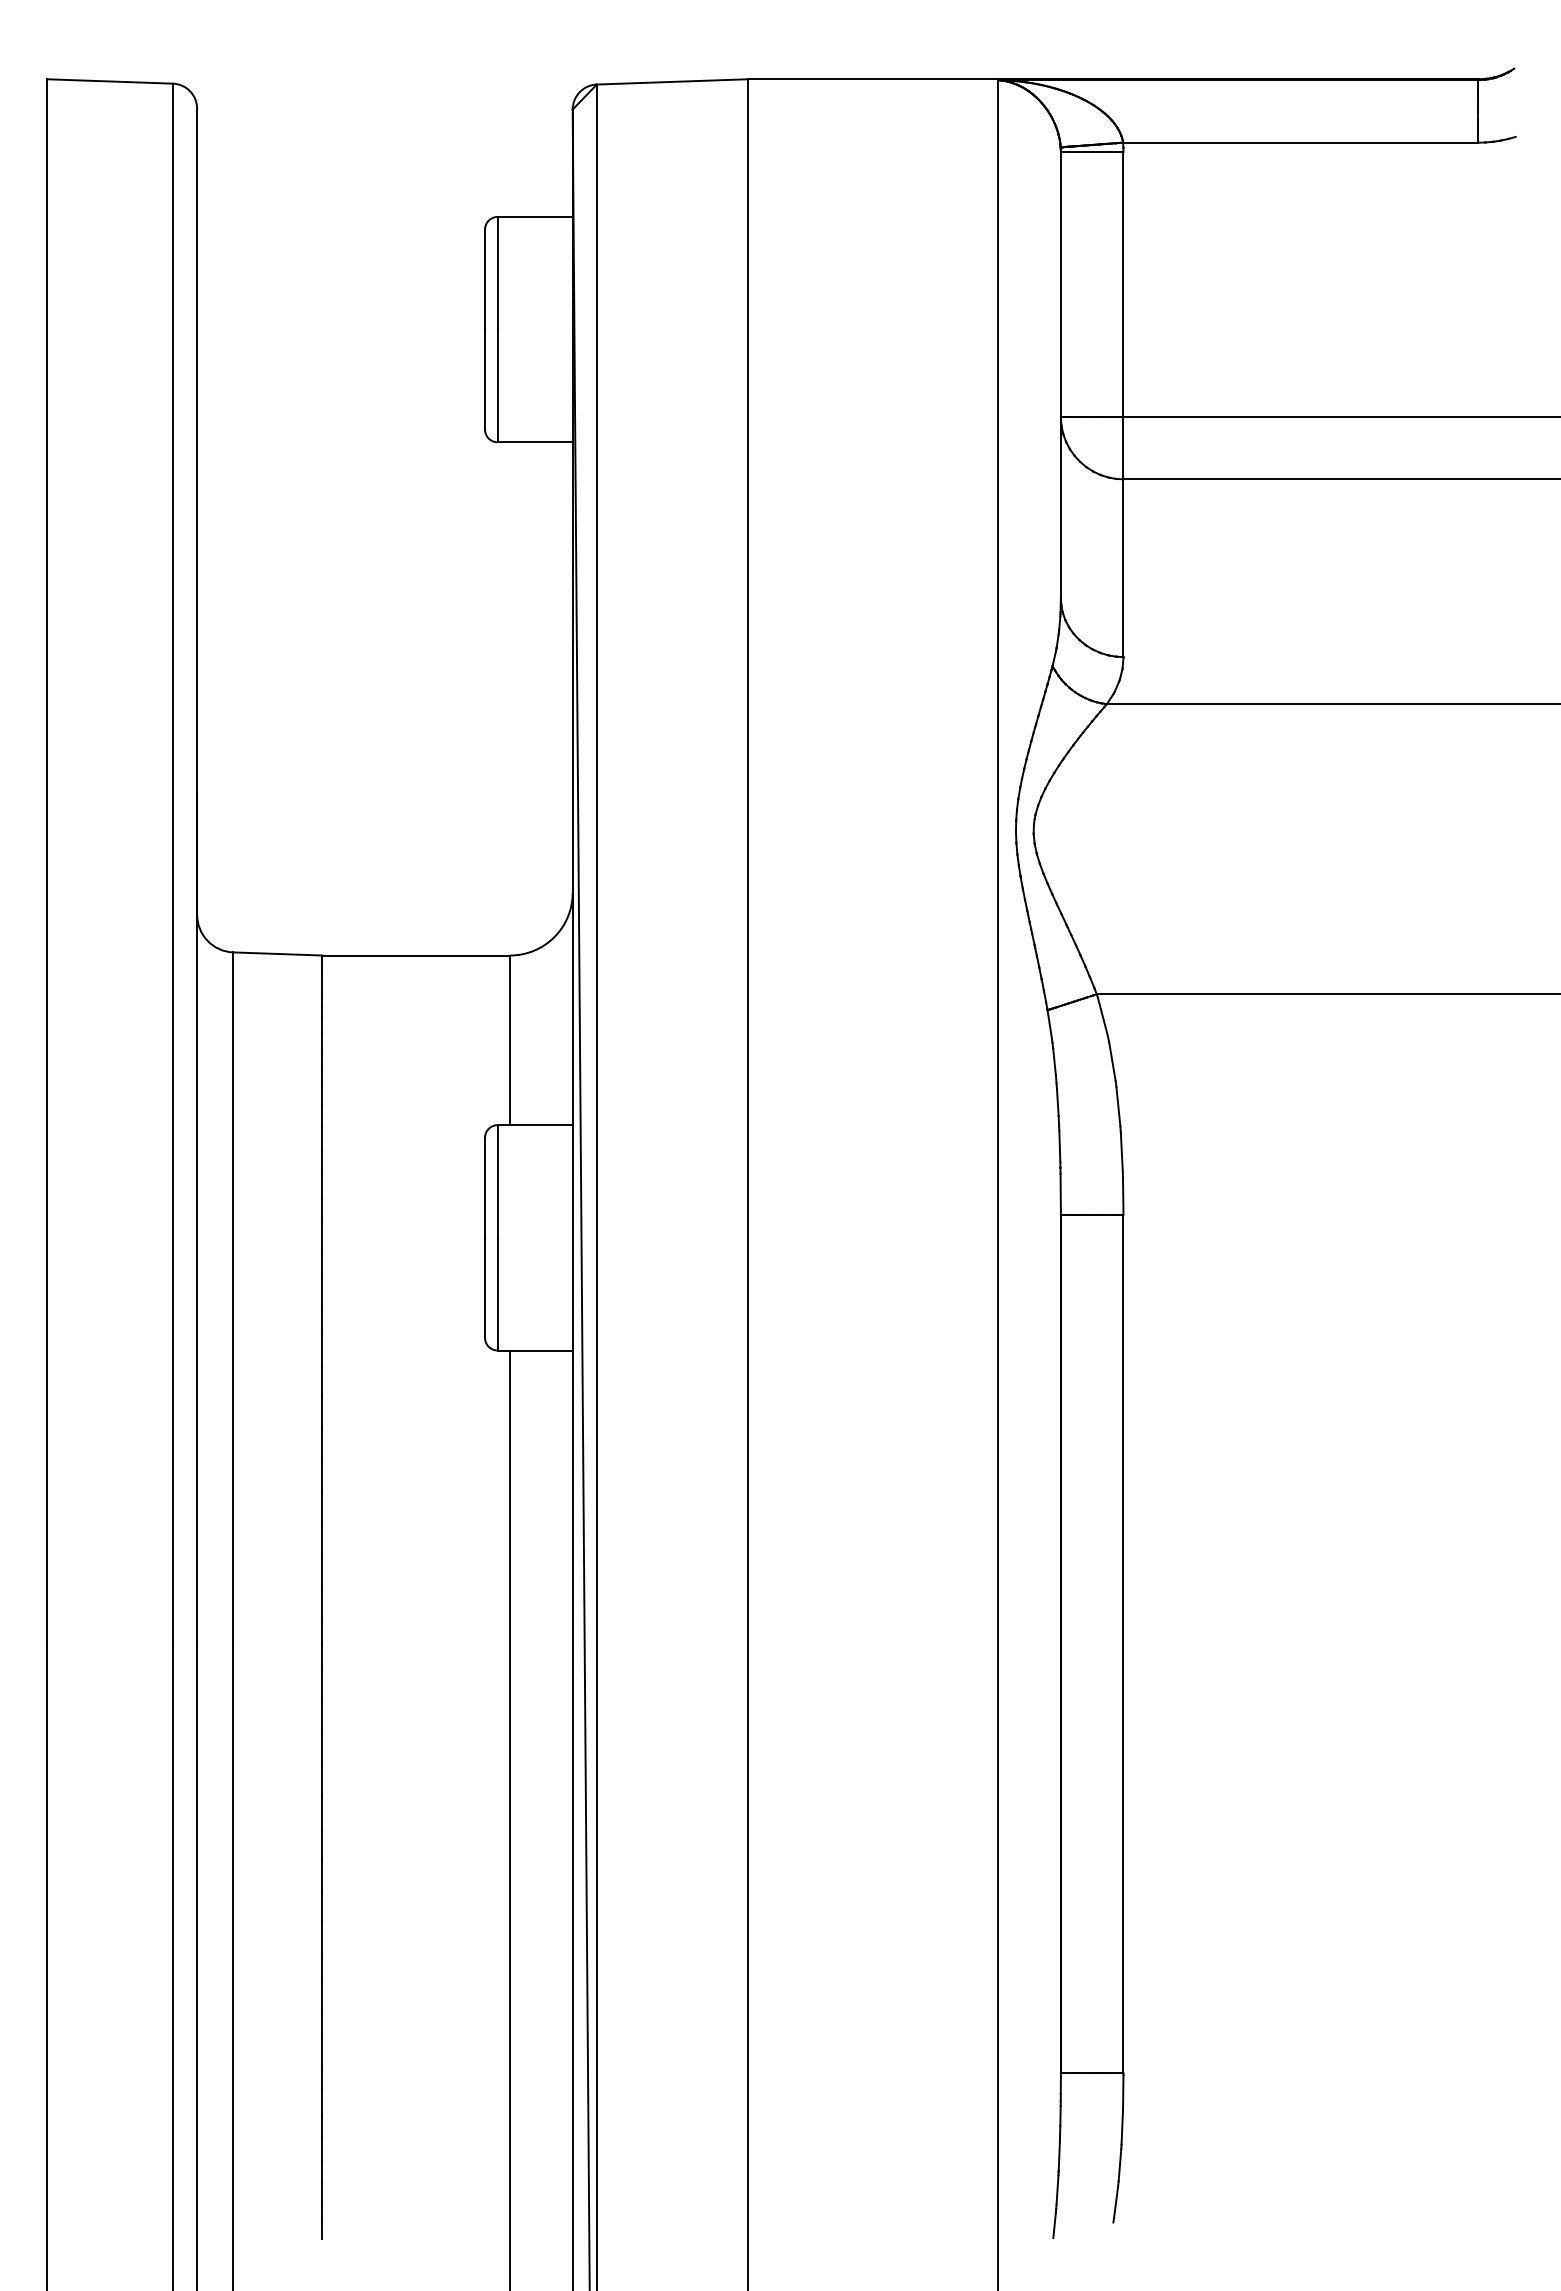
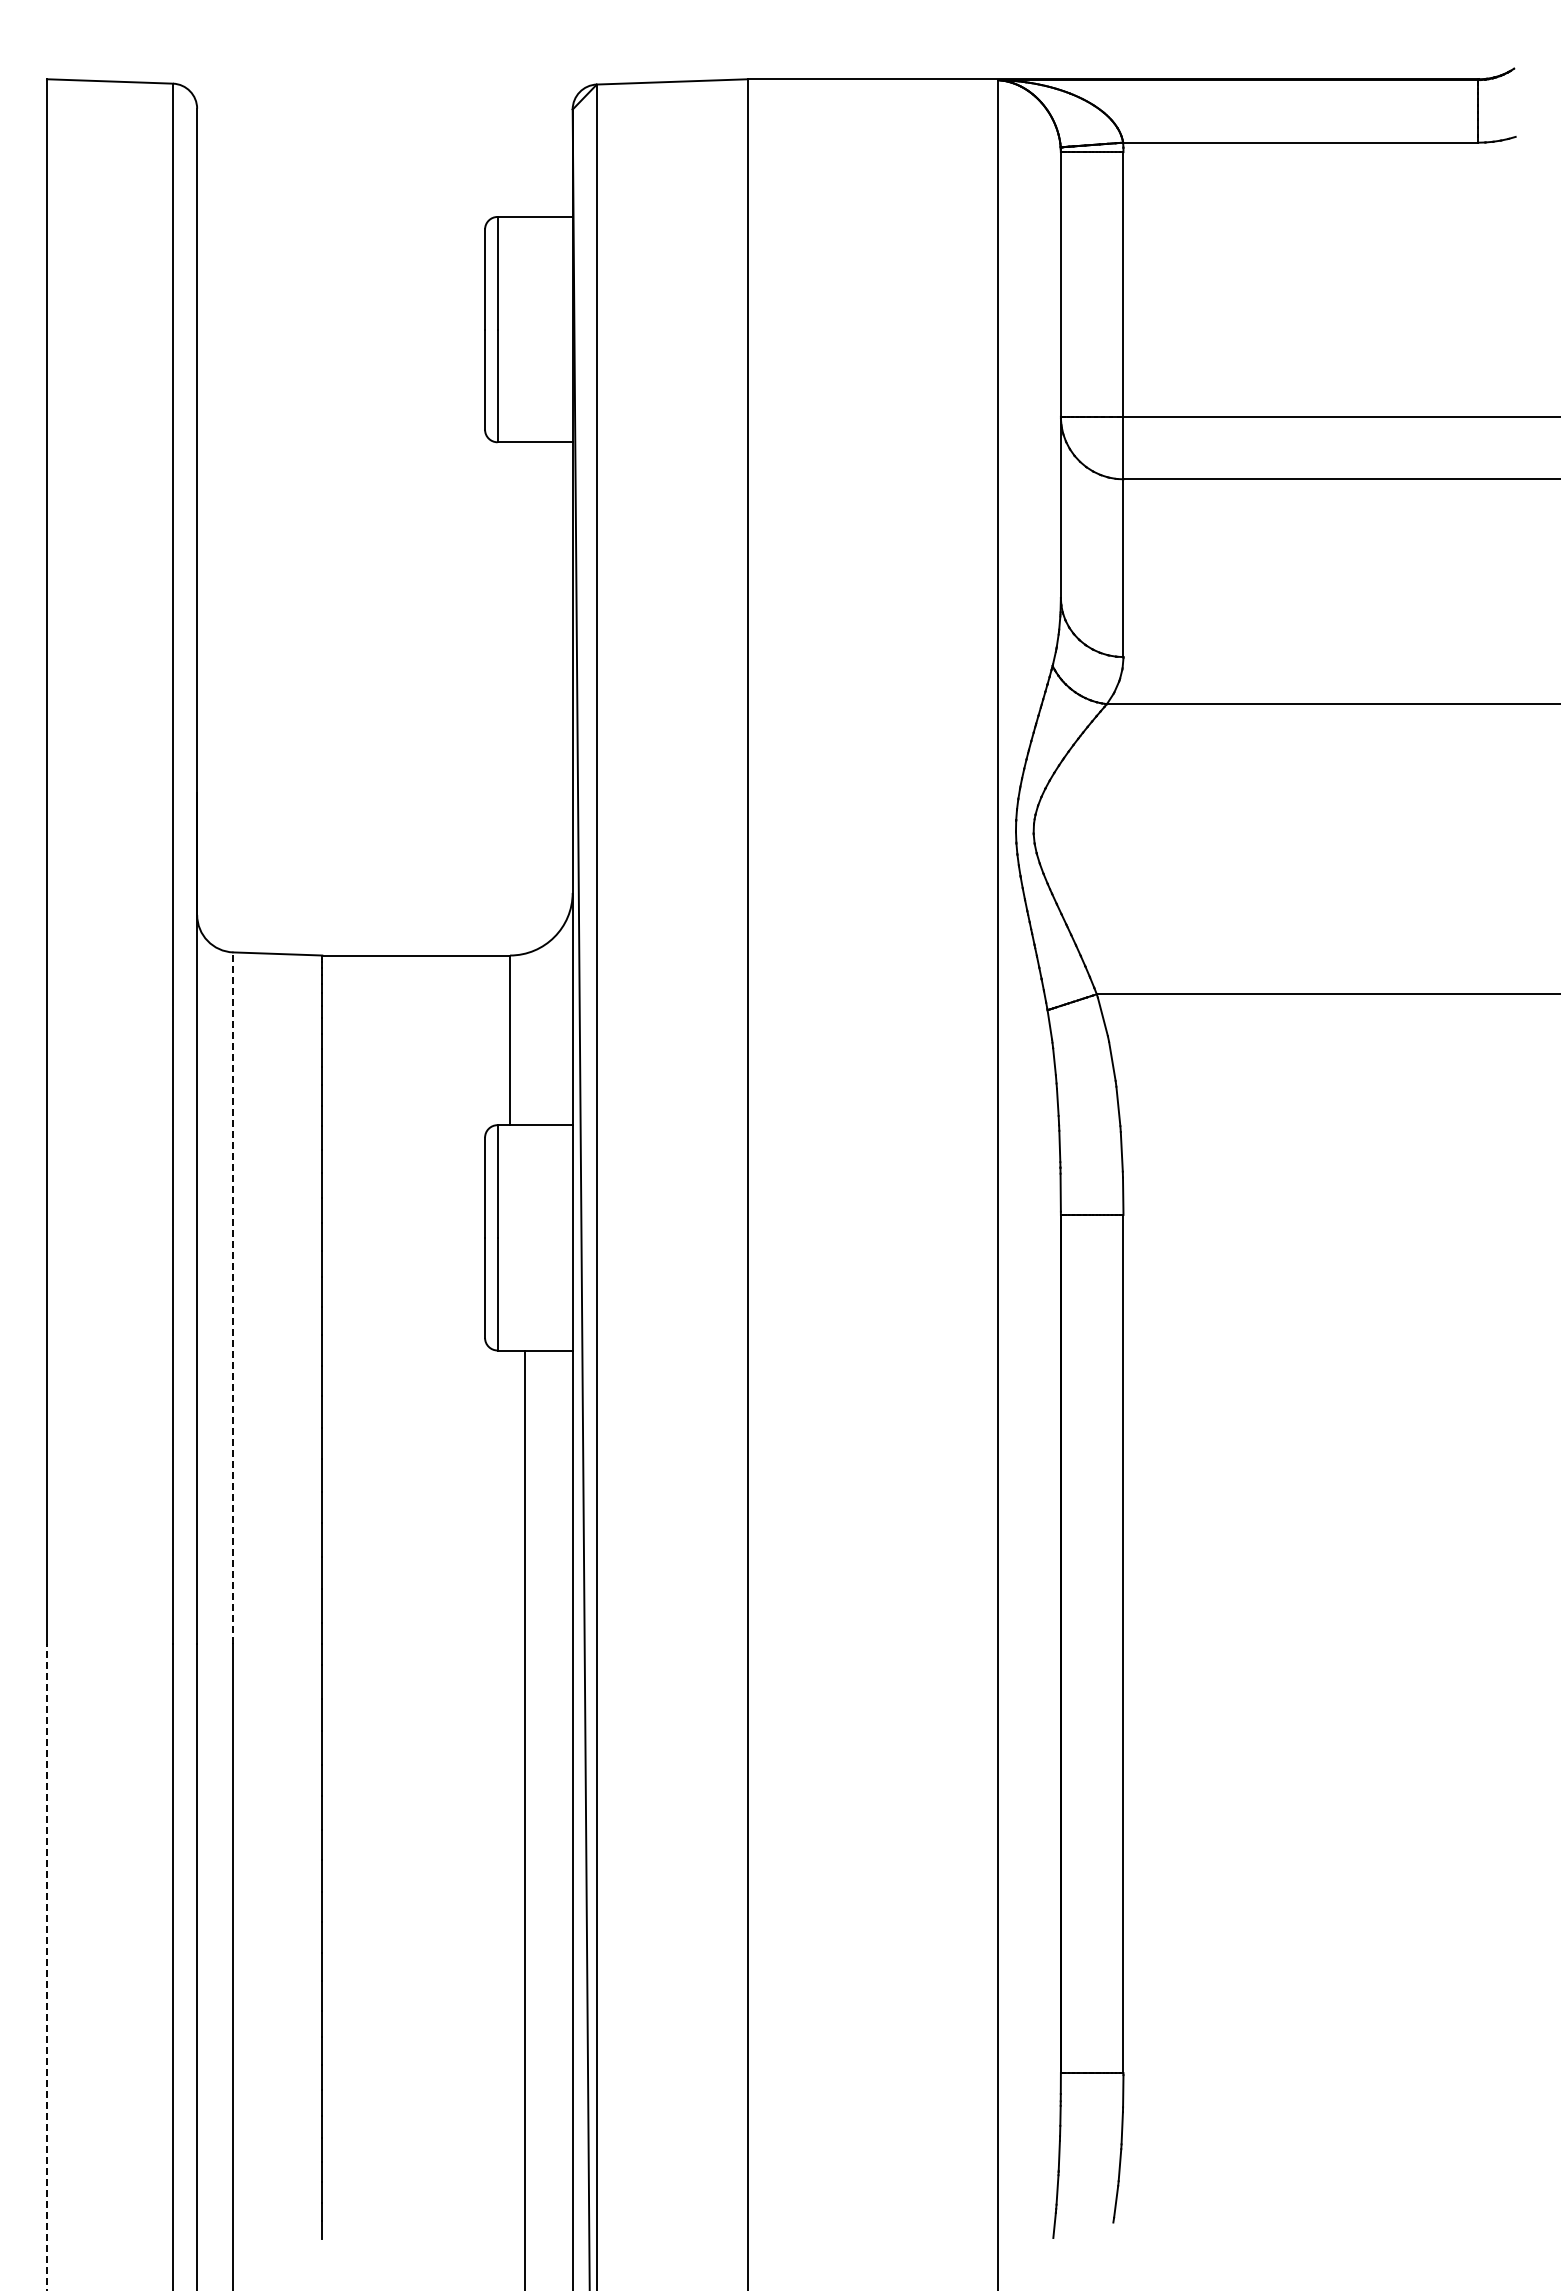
line: solid -> dashed (233, 1298)
line position: (510, 1818) -> (525, 1818) (525, 1818)
line: solid -> dashed (46, 1966)
